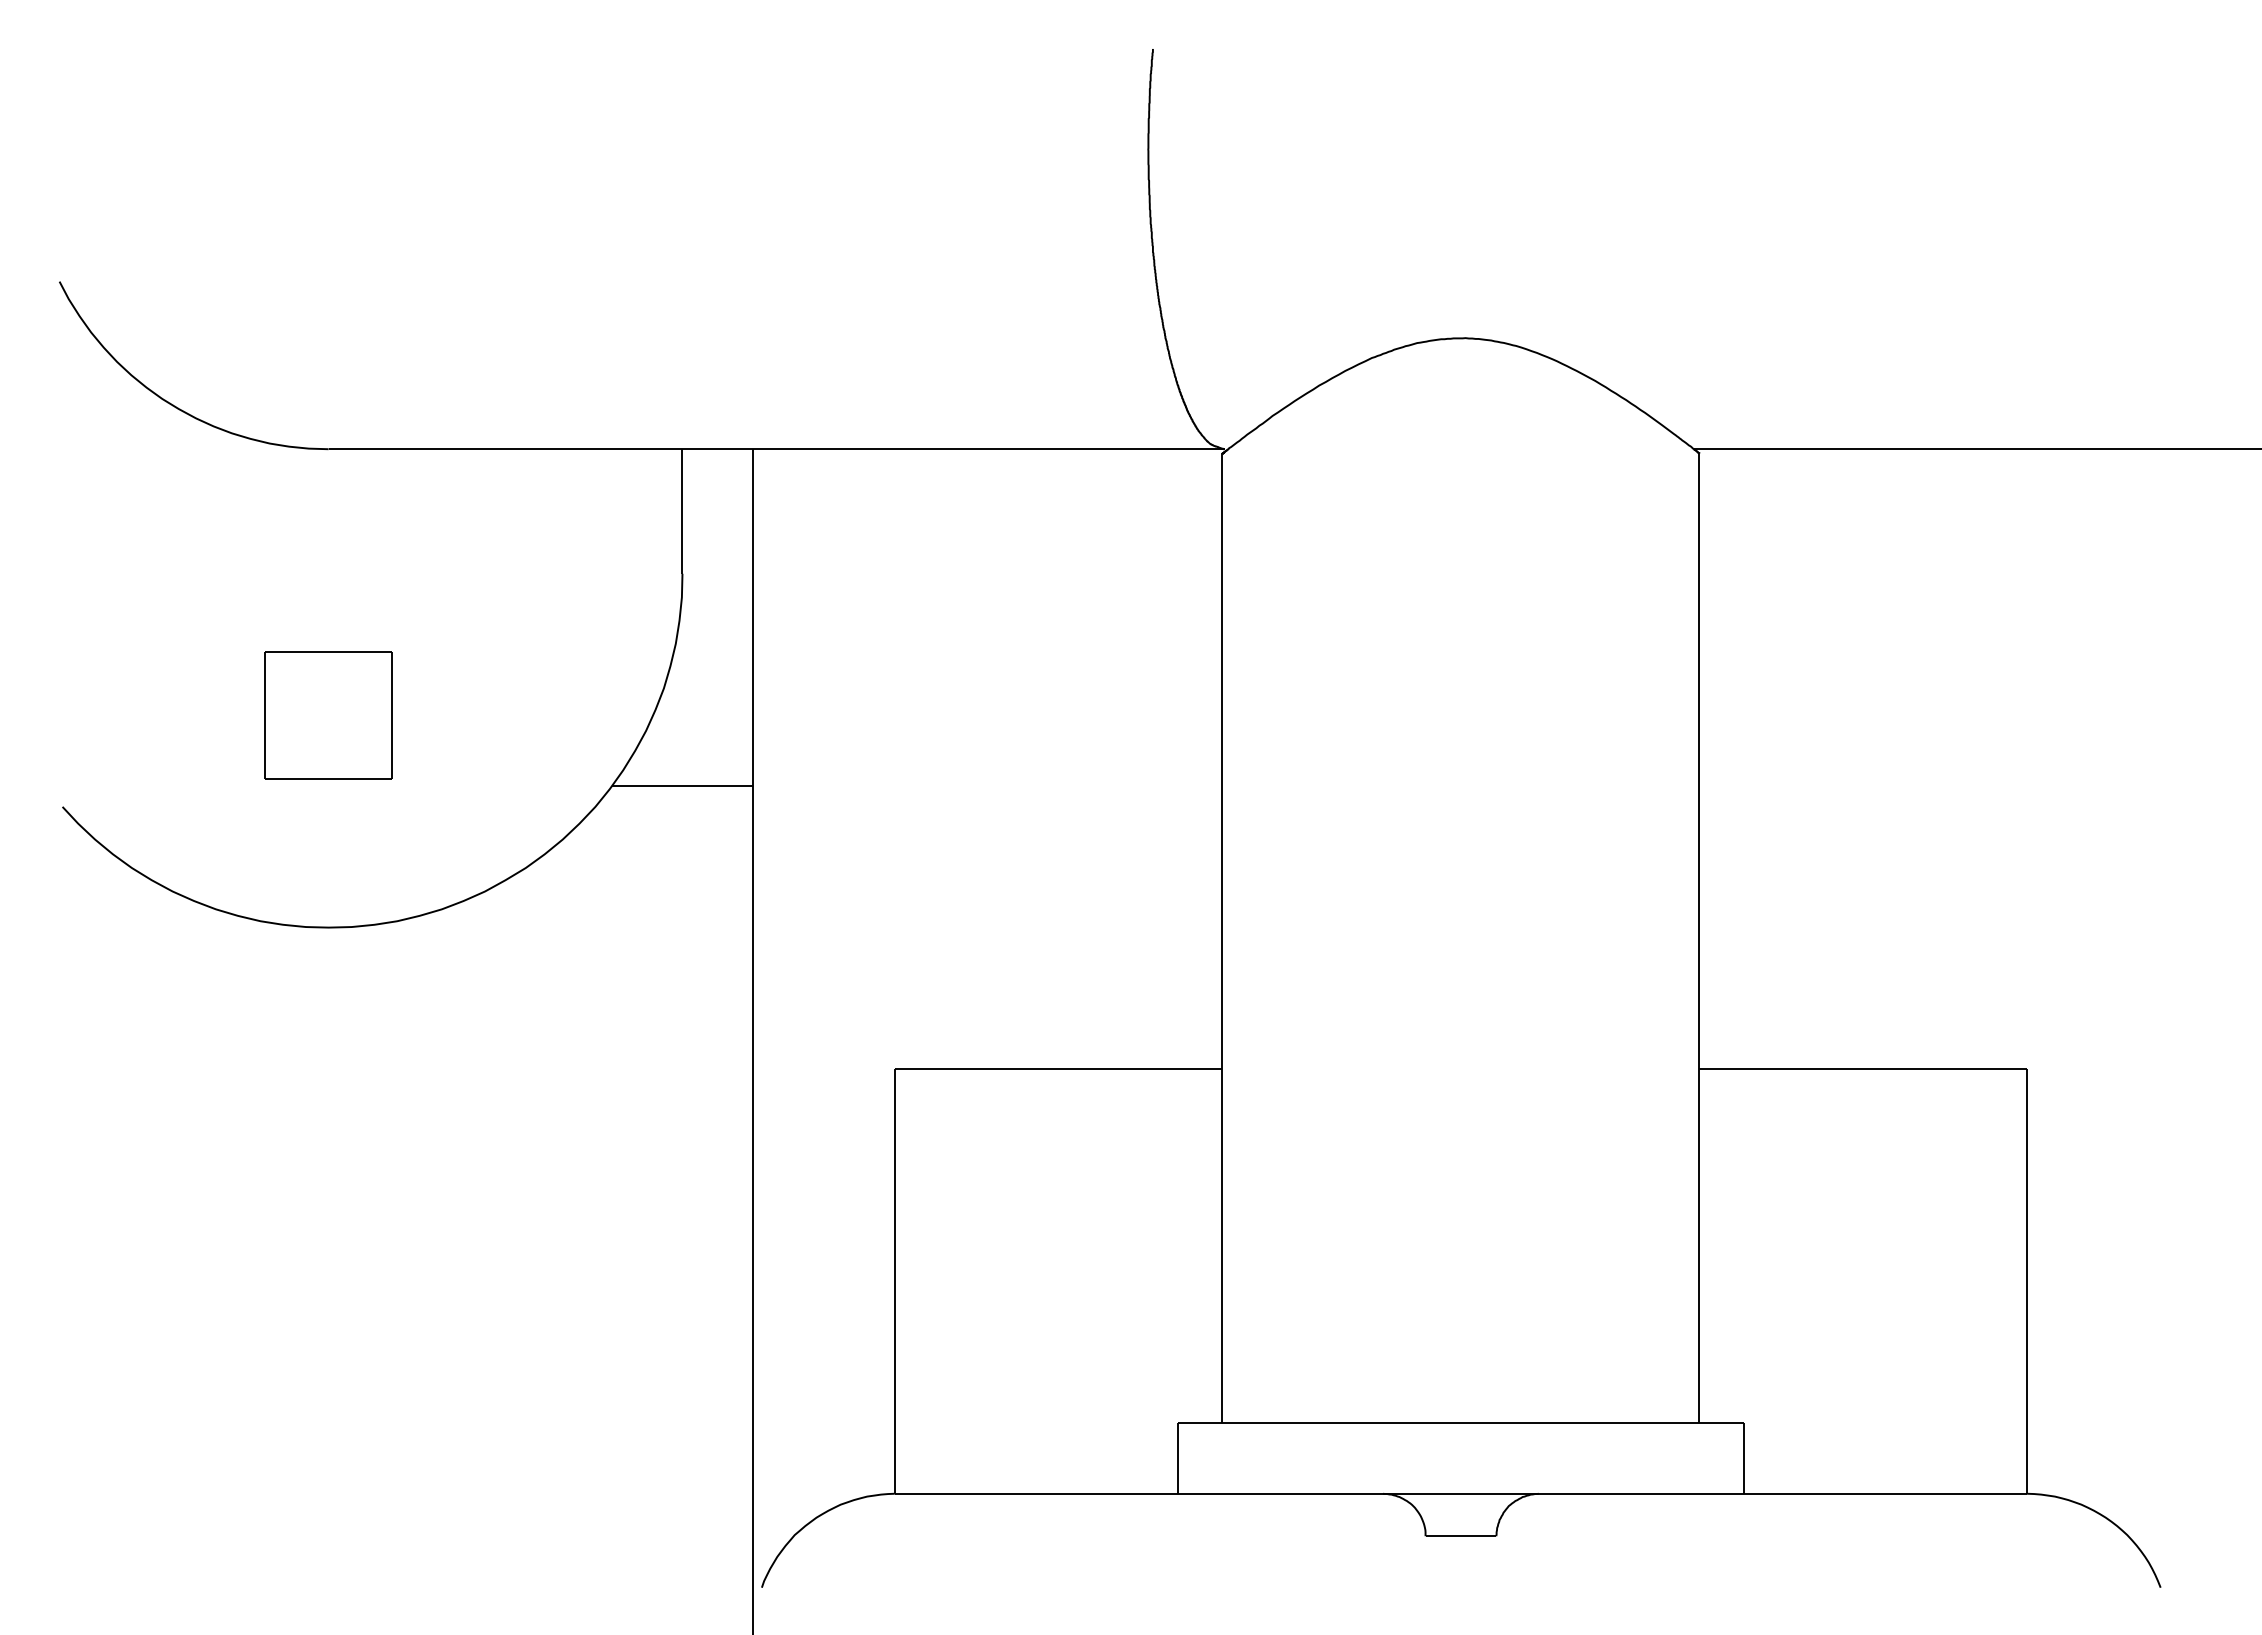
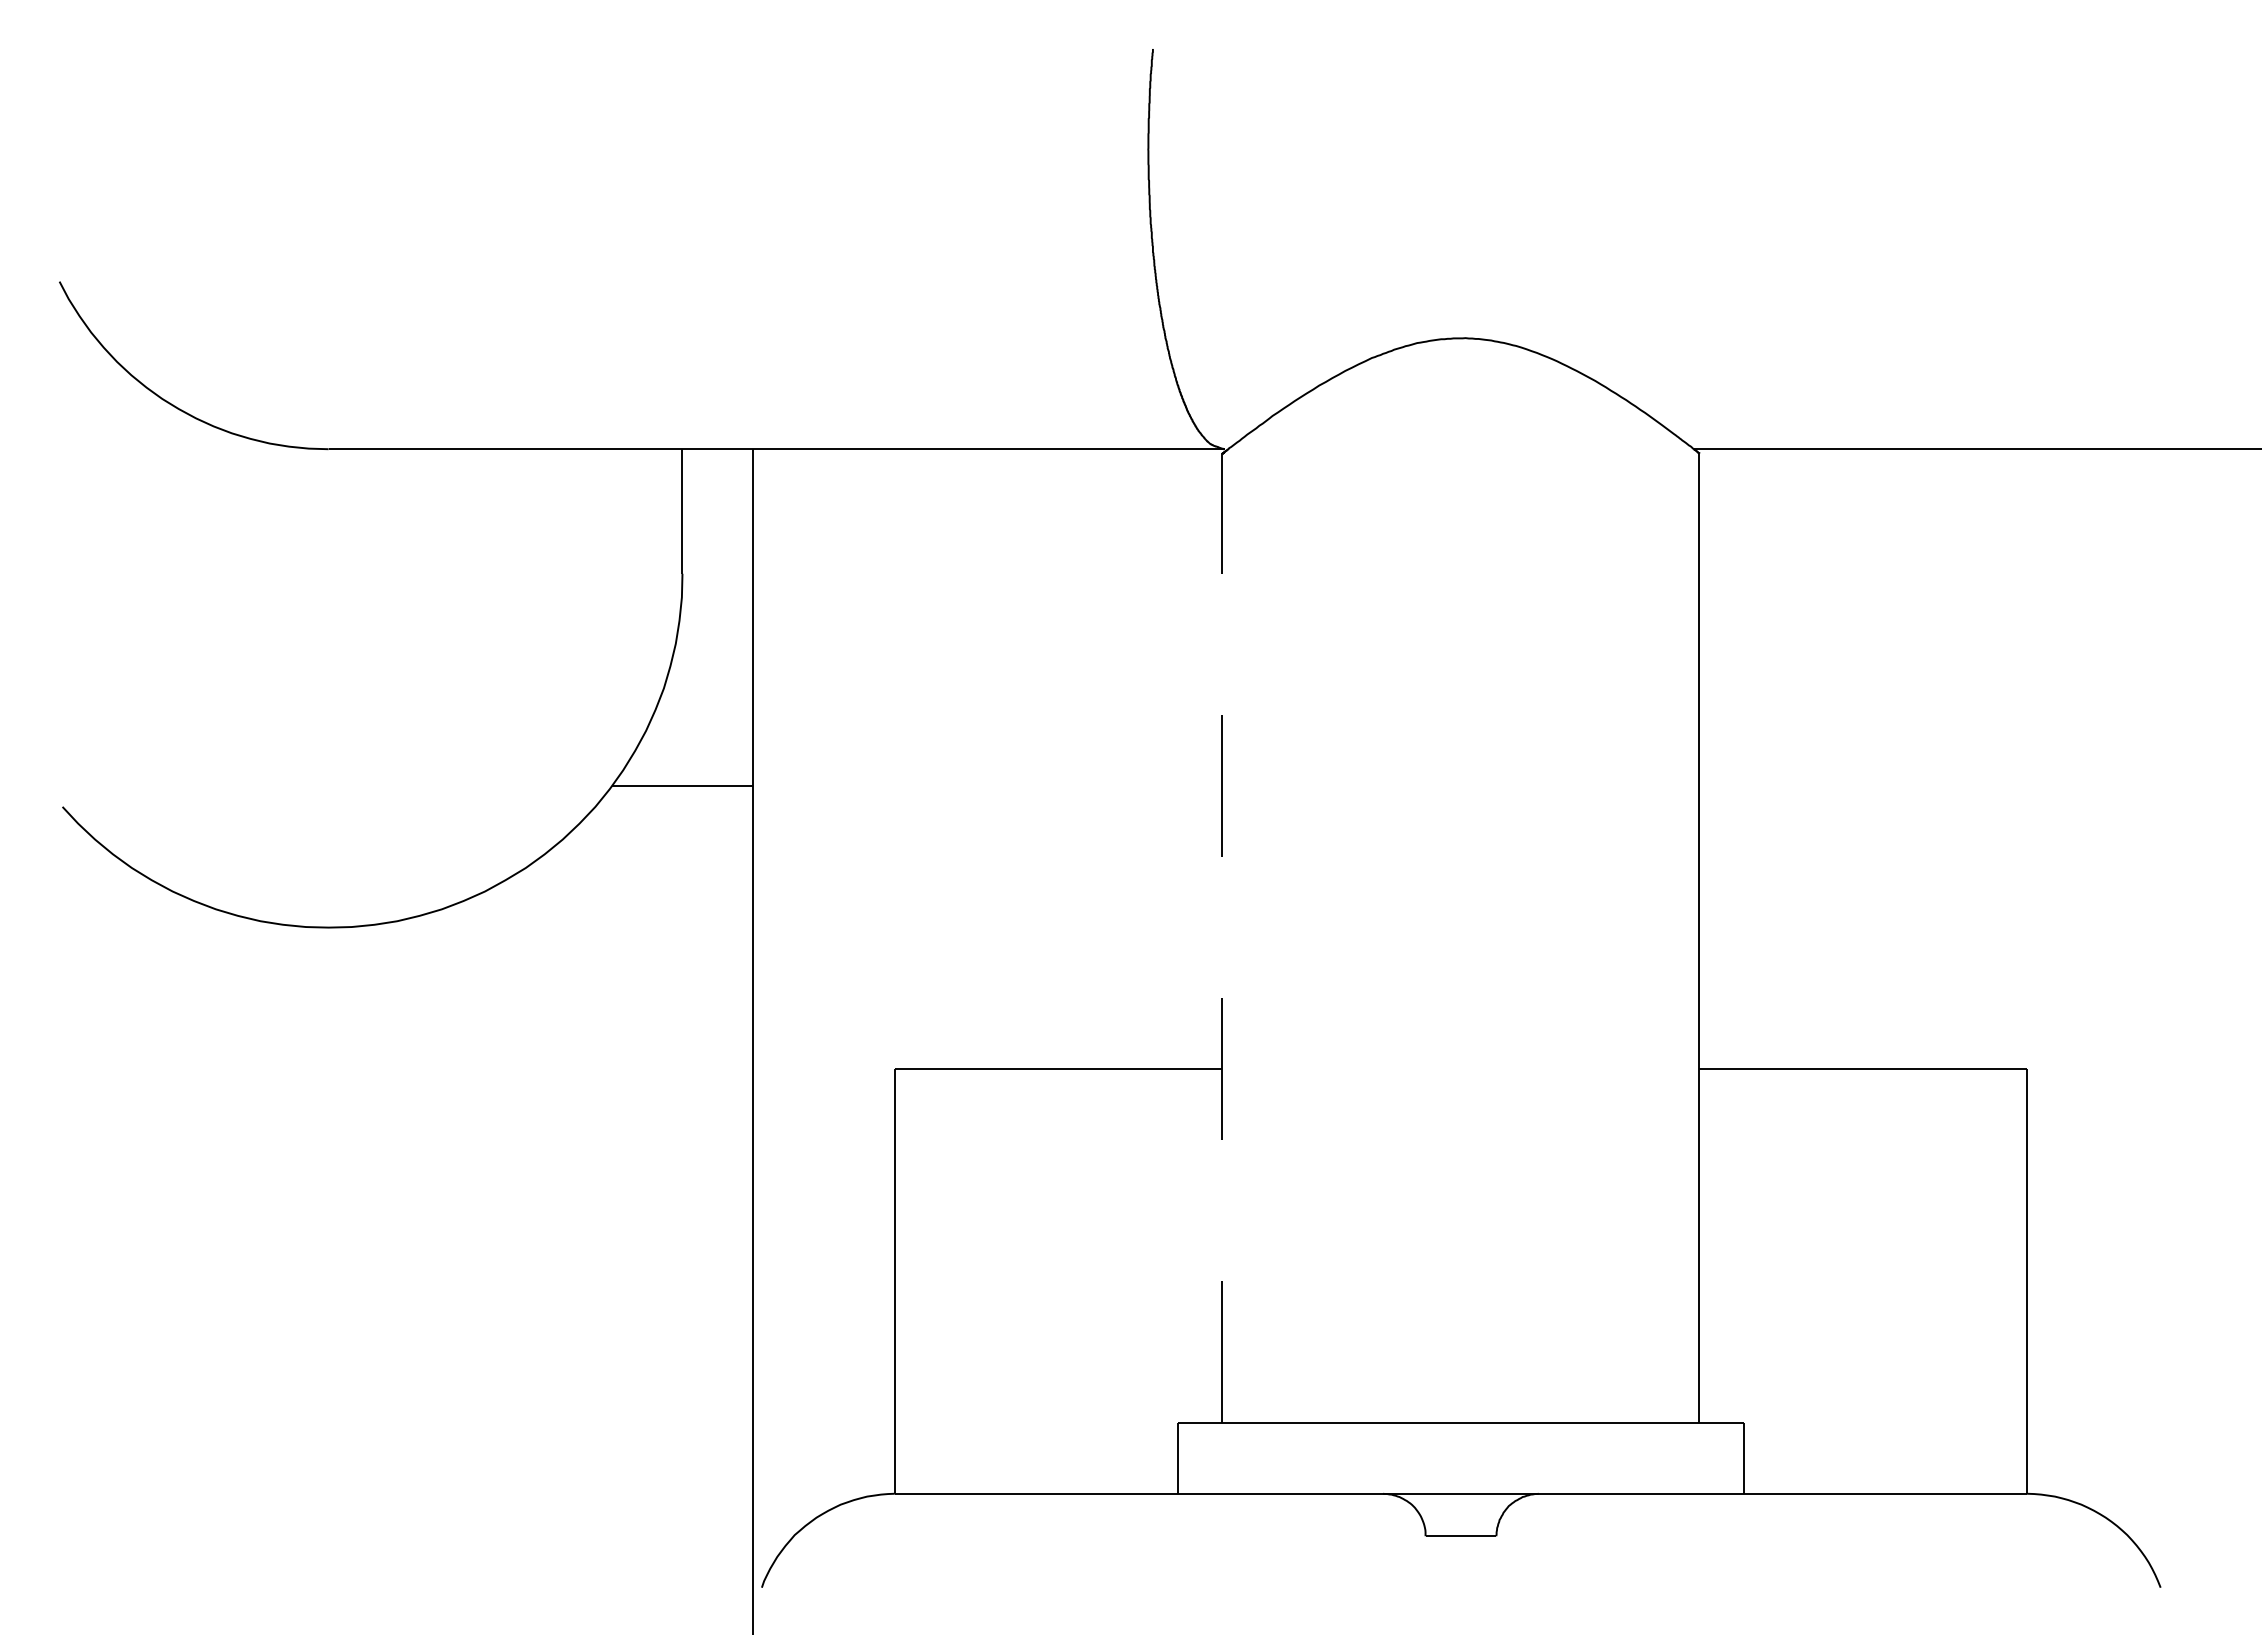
part: present -> none (328, 715)
line: solid -> dashed (1222, 938)
